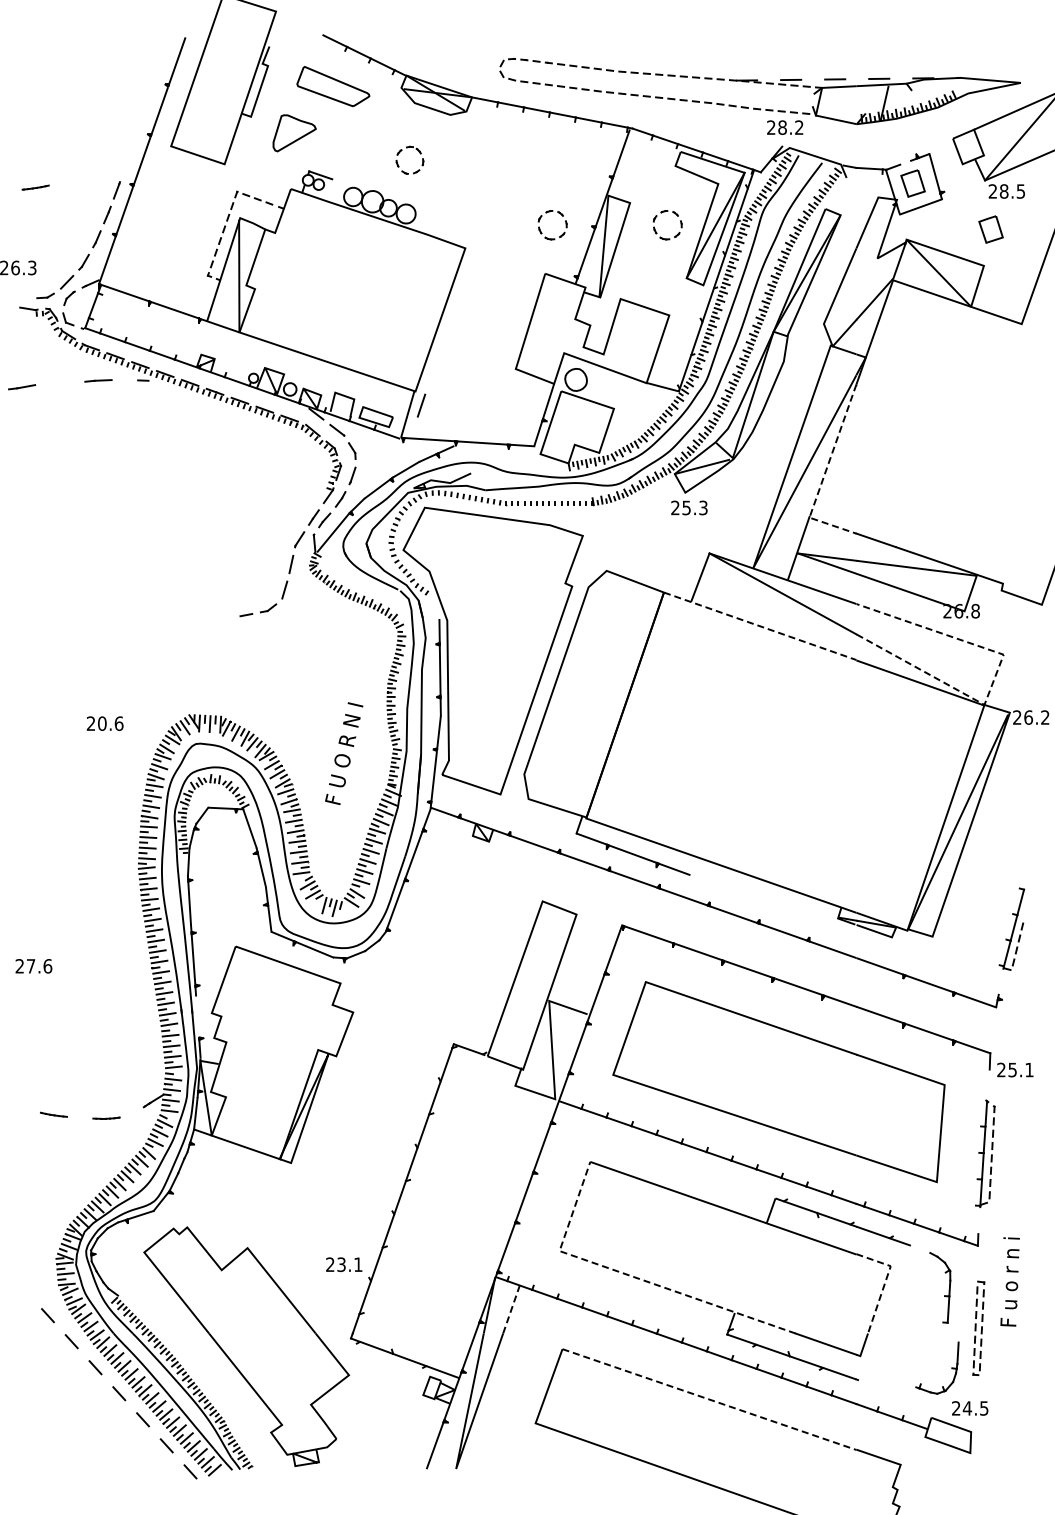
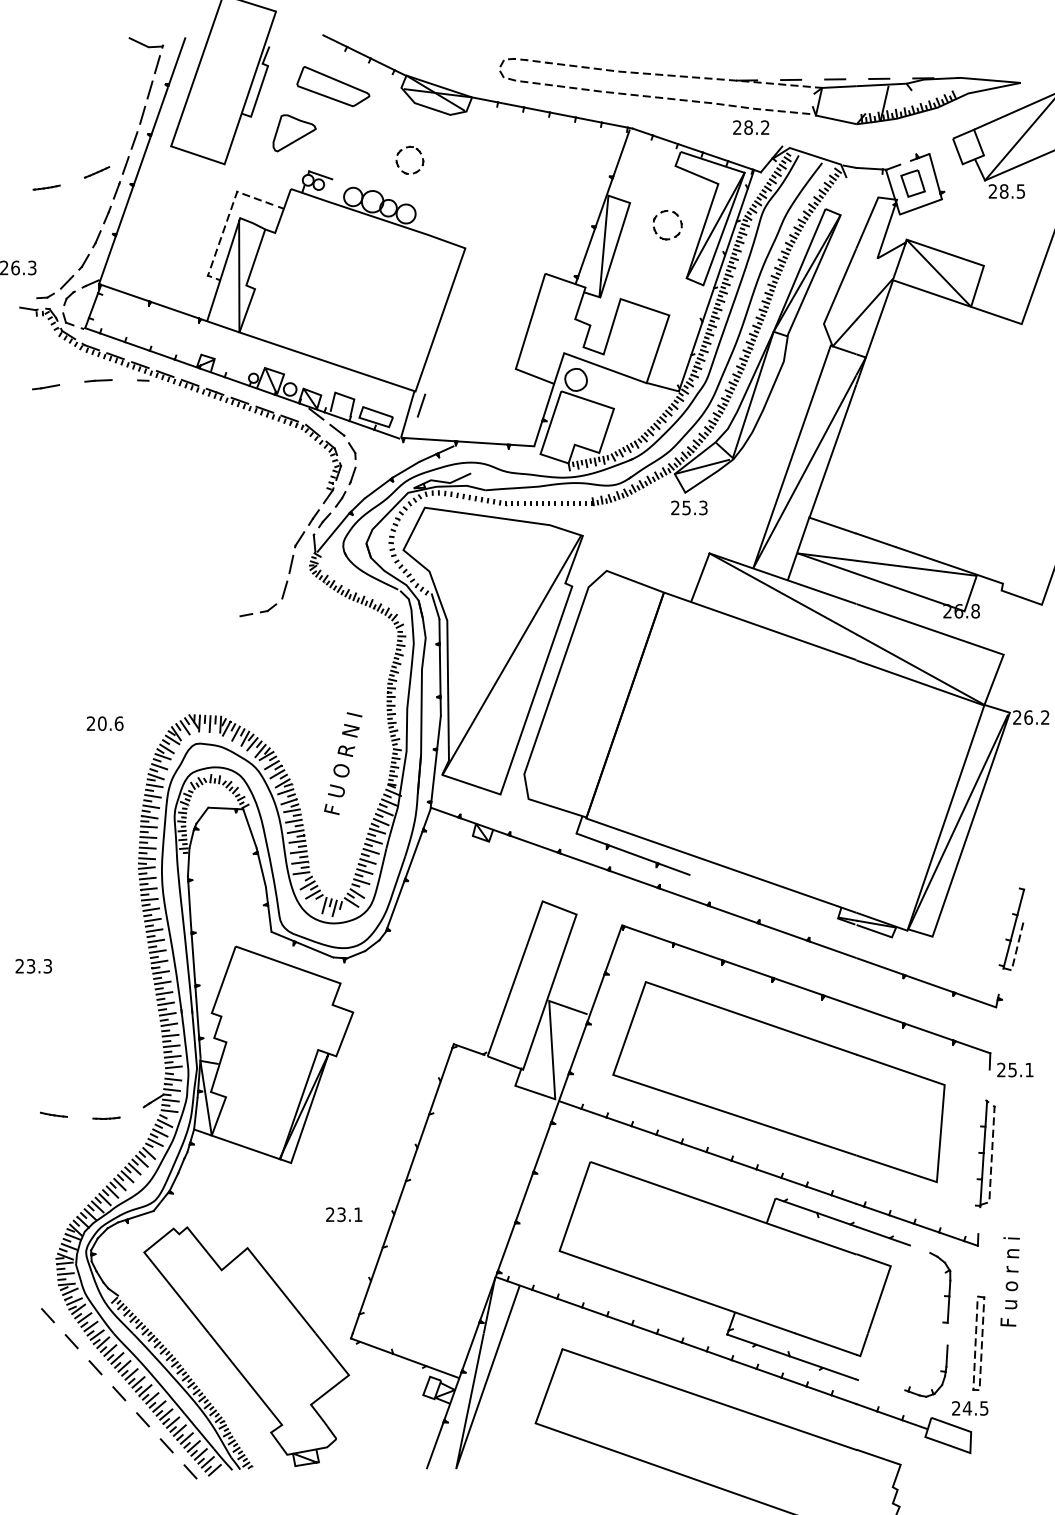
part: none -> present (142, 105)
text position: (785, 127) -> (751, 127) (751, 127)
line: none -> present (96, 172)
line position: (35, 187) -> (46, 187) (46, 187)
part: present -> none (990, 229)
part: present -> none (542, 232)
line position: (22, 387) -> (46, 387) (46, 387)
line: dashed -> solid (824, 474)
line: none -> present (435, 606)
line: dashed -> solid (759, 626)
line: none -> present (511, 655)
line: dashed -> solid (995, 675)
text position: (344, 753) -> (343, 763) (343, 763)
text: 27.6 -> 23.3 (39, 966)
line: none -> present (197, 1016)
text position: (344, 1264) -> (344, 1214) (344, 1214)
line: dashed -> solid (632, 1276)
line: dashed -> solid (885, 1282)
line: dashed -> solid (511, 1309)
part position: (978, 1327) -> (978, 1342) (978, 1342)
part position: (951, 1367) -> (940, 1370) (940, 1370)
line: dashed -> solid (709, 1399)
